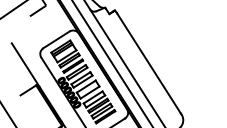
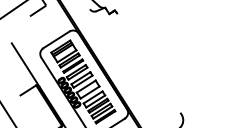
line: present -> none (112, 63)
line: present -> none (124, 63)
line: present -> none (148, 63)
